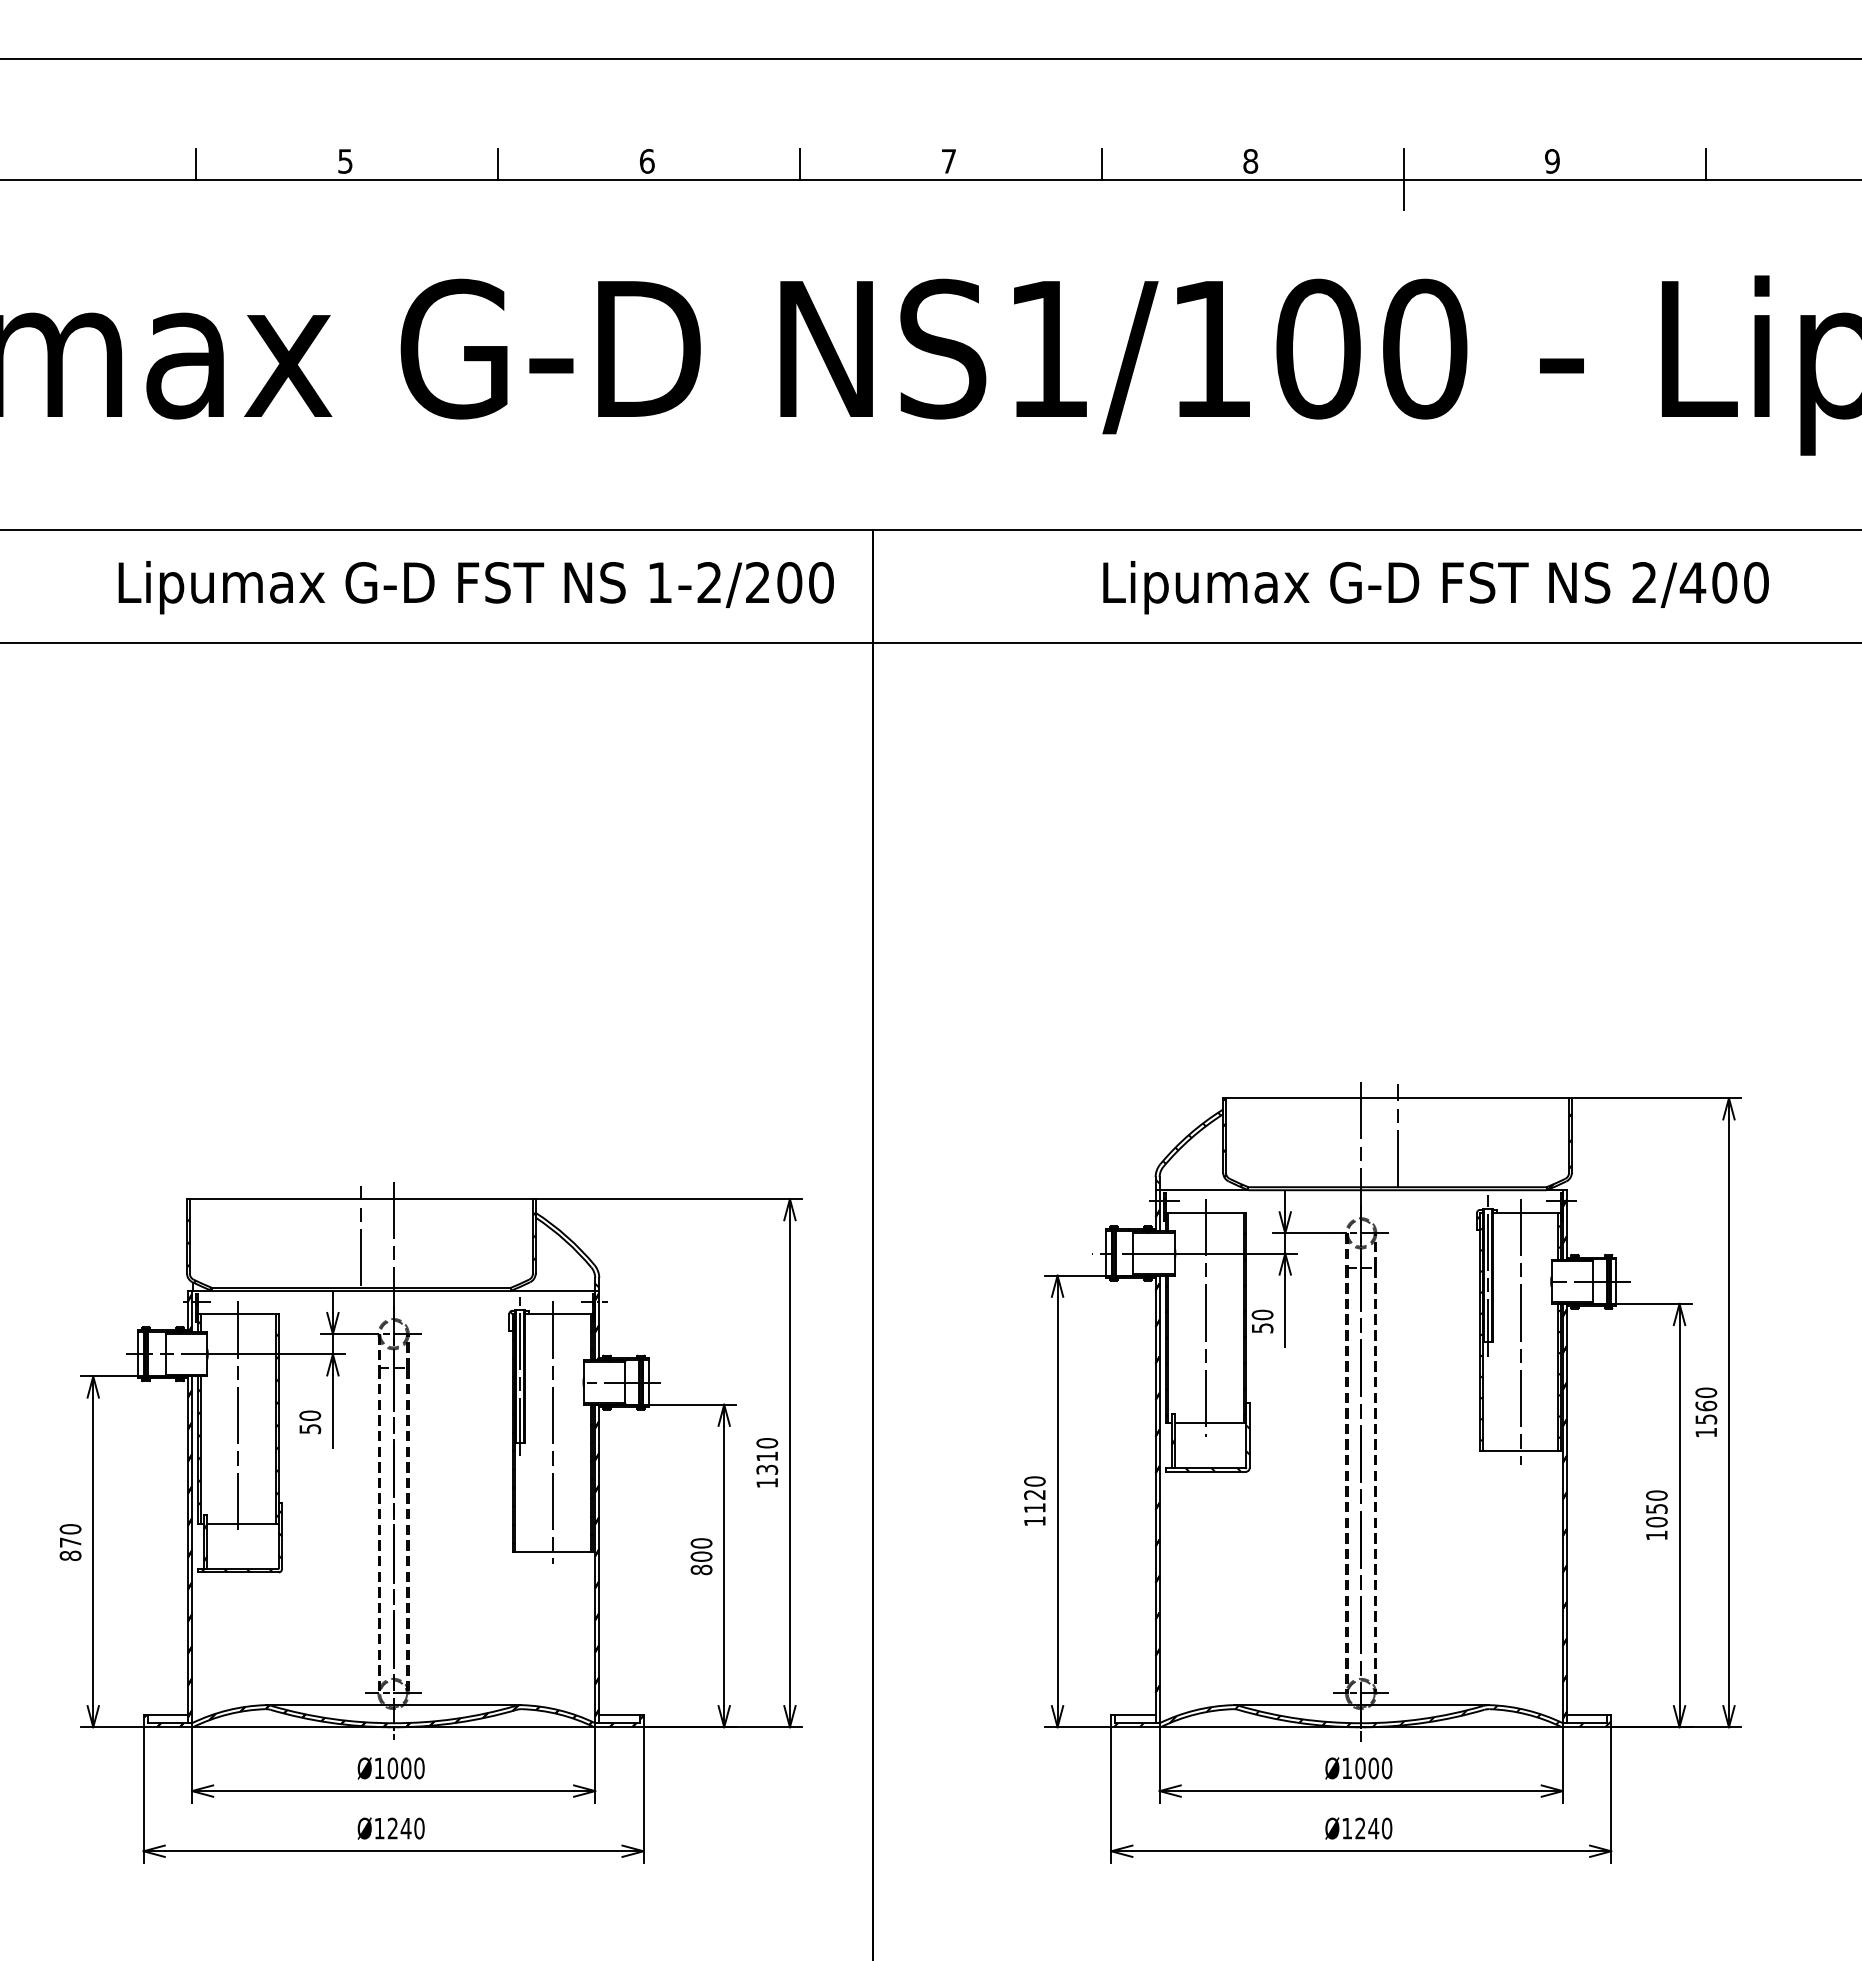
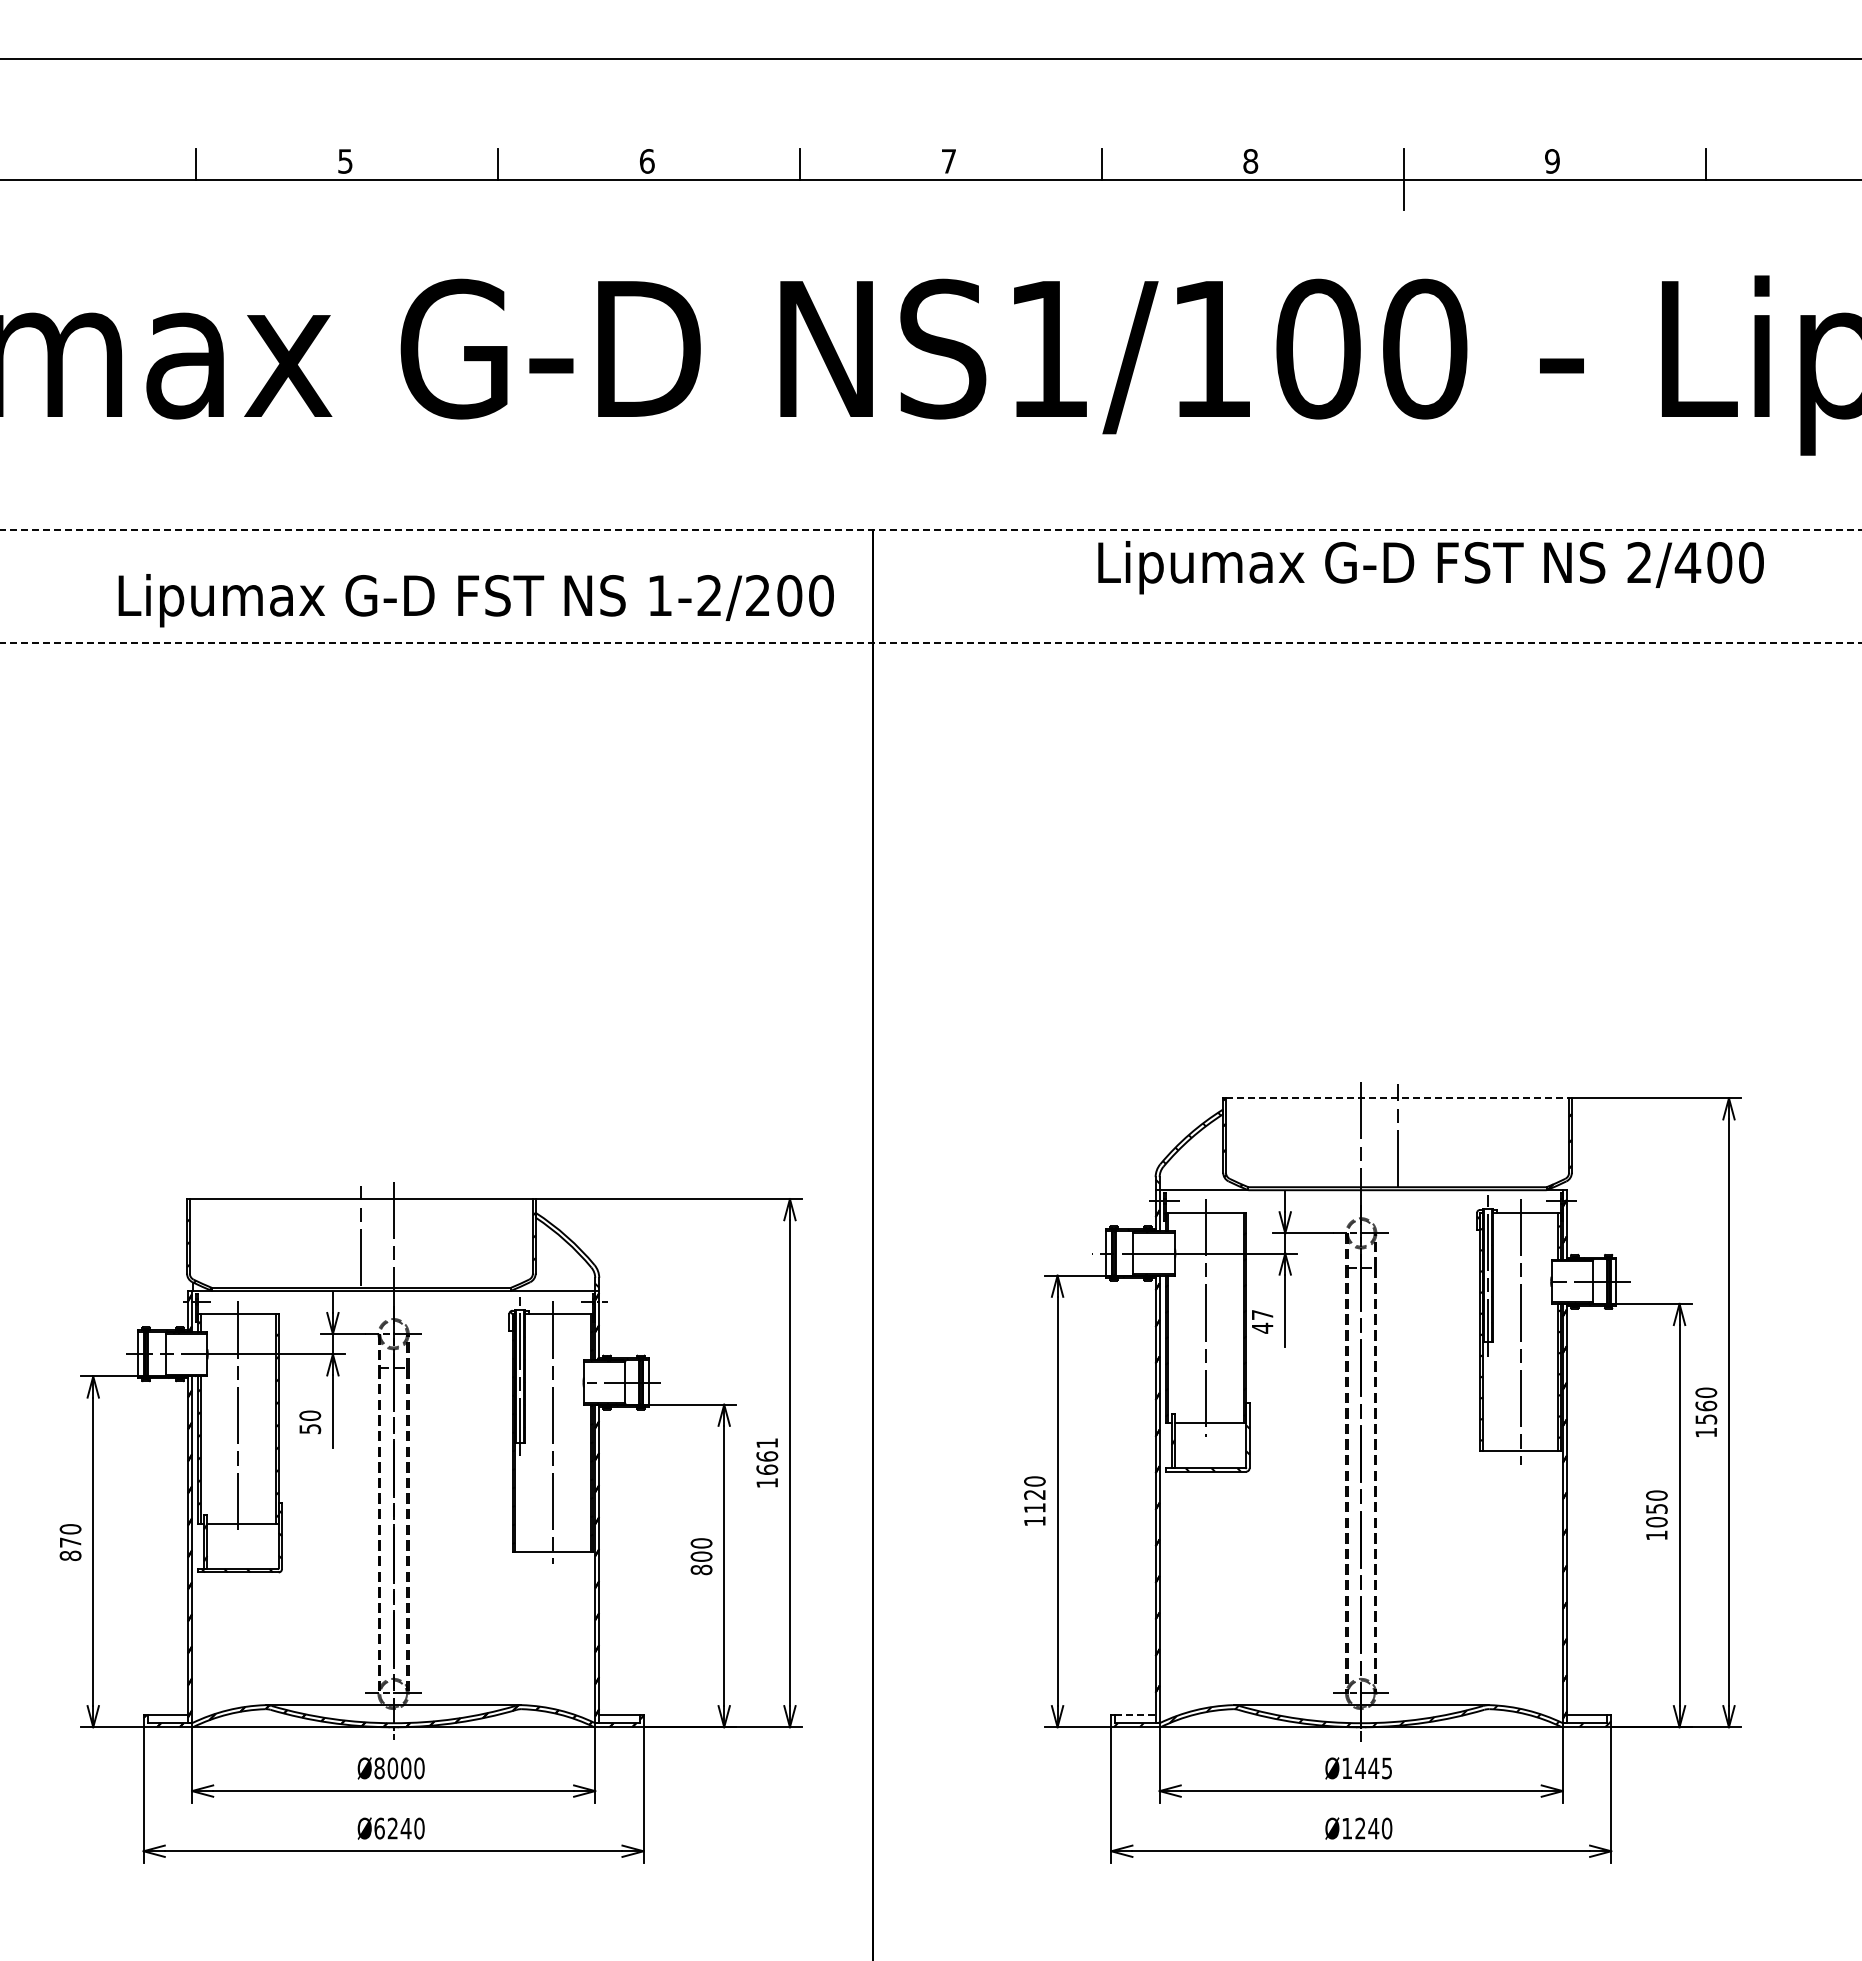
line: solid -> dashed (930, 530)
text position: (475, 587) -> (475, 600) (475, 600)
text position: (1435, 587) -> (1430, 567) (1430, 567)
line: solid -> dashed (930, 643)
line: solid -> dashed (1397, 1098)
text: 50 -> 47 (1262, 1321)
text: 1310 -> 1661 (767, 1456)
line: solid -> dashed (1135, 1715)
text: Ø1000 -> Ø8000 (379, 1768)
text: Ø1000 -> Ø1445 (1373, 1768)
text: Ø1240 -> Ø6240 (379, 1828)
